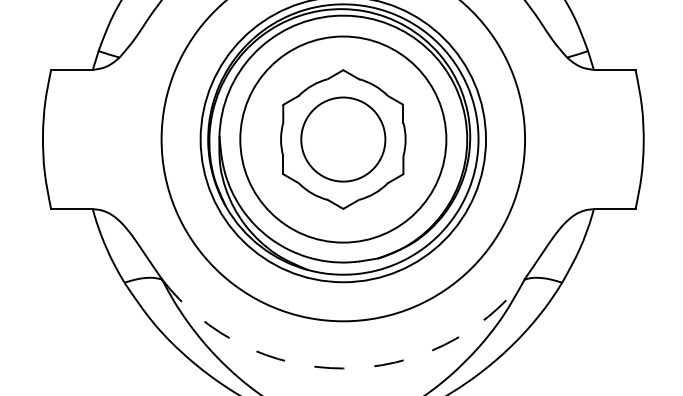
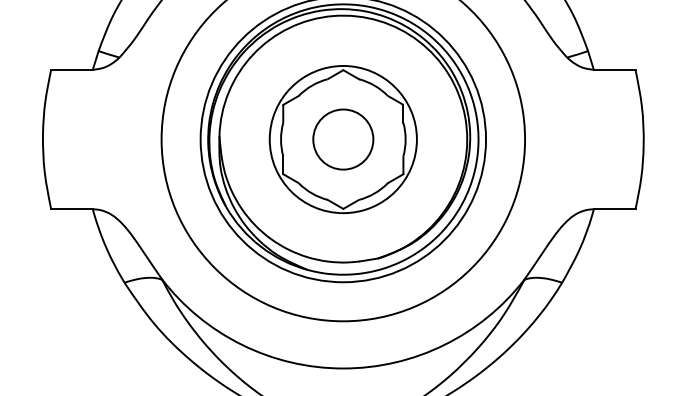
circle diameter: 206 px -> 147 px (342, 139)
circle diameter: 84 px -> 60 px (343, 139)
arc: dashed -> solid (343, 368)
